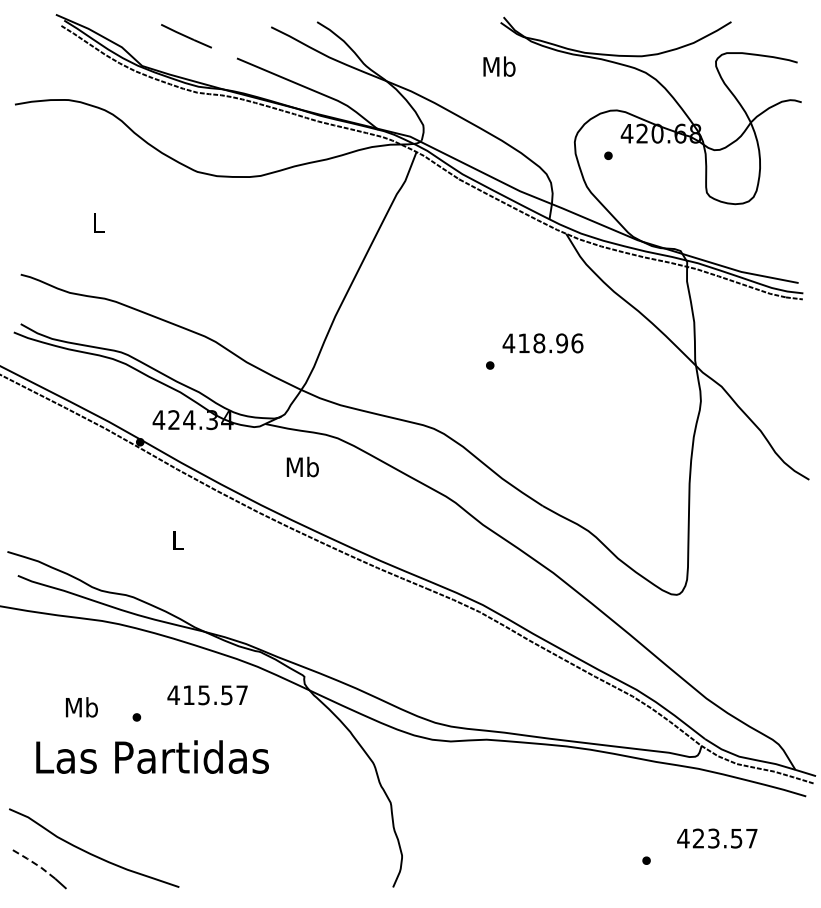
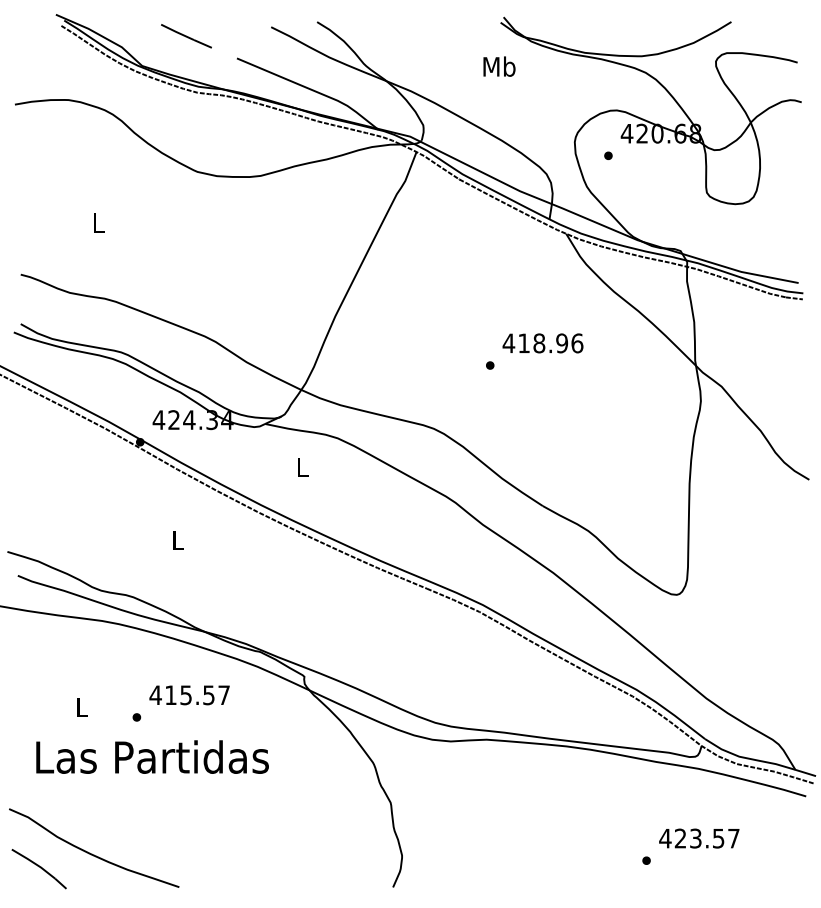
text: Mb -> L (302, 466)
text position: (207, 695) -> (189, 695) (189, 695)
text: Mb -> L (81, 707)
text position: (717, 838) -> (699, 838) (699, 838)
line: dashed -> solid (33, 862)
